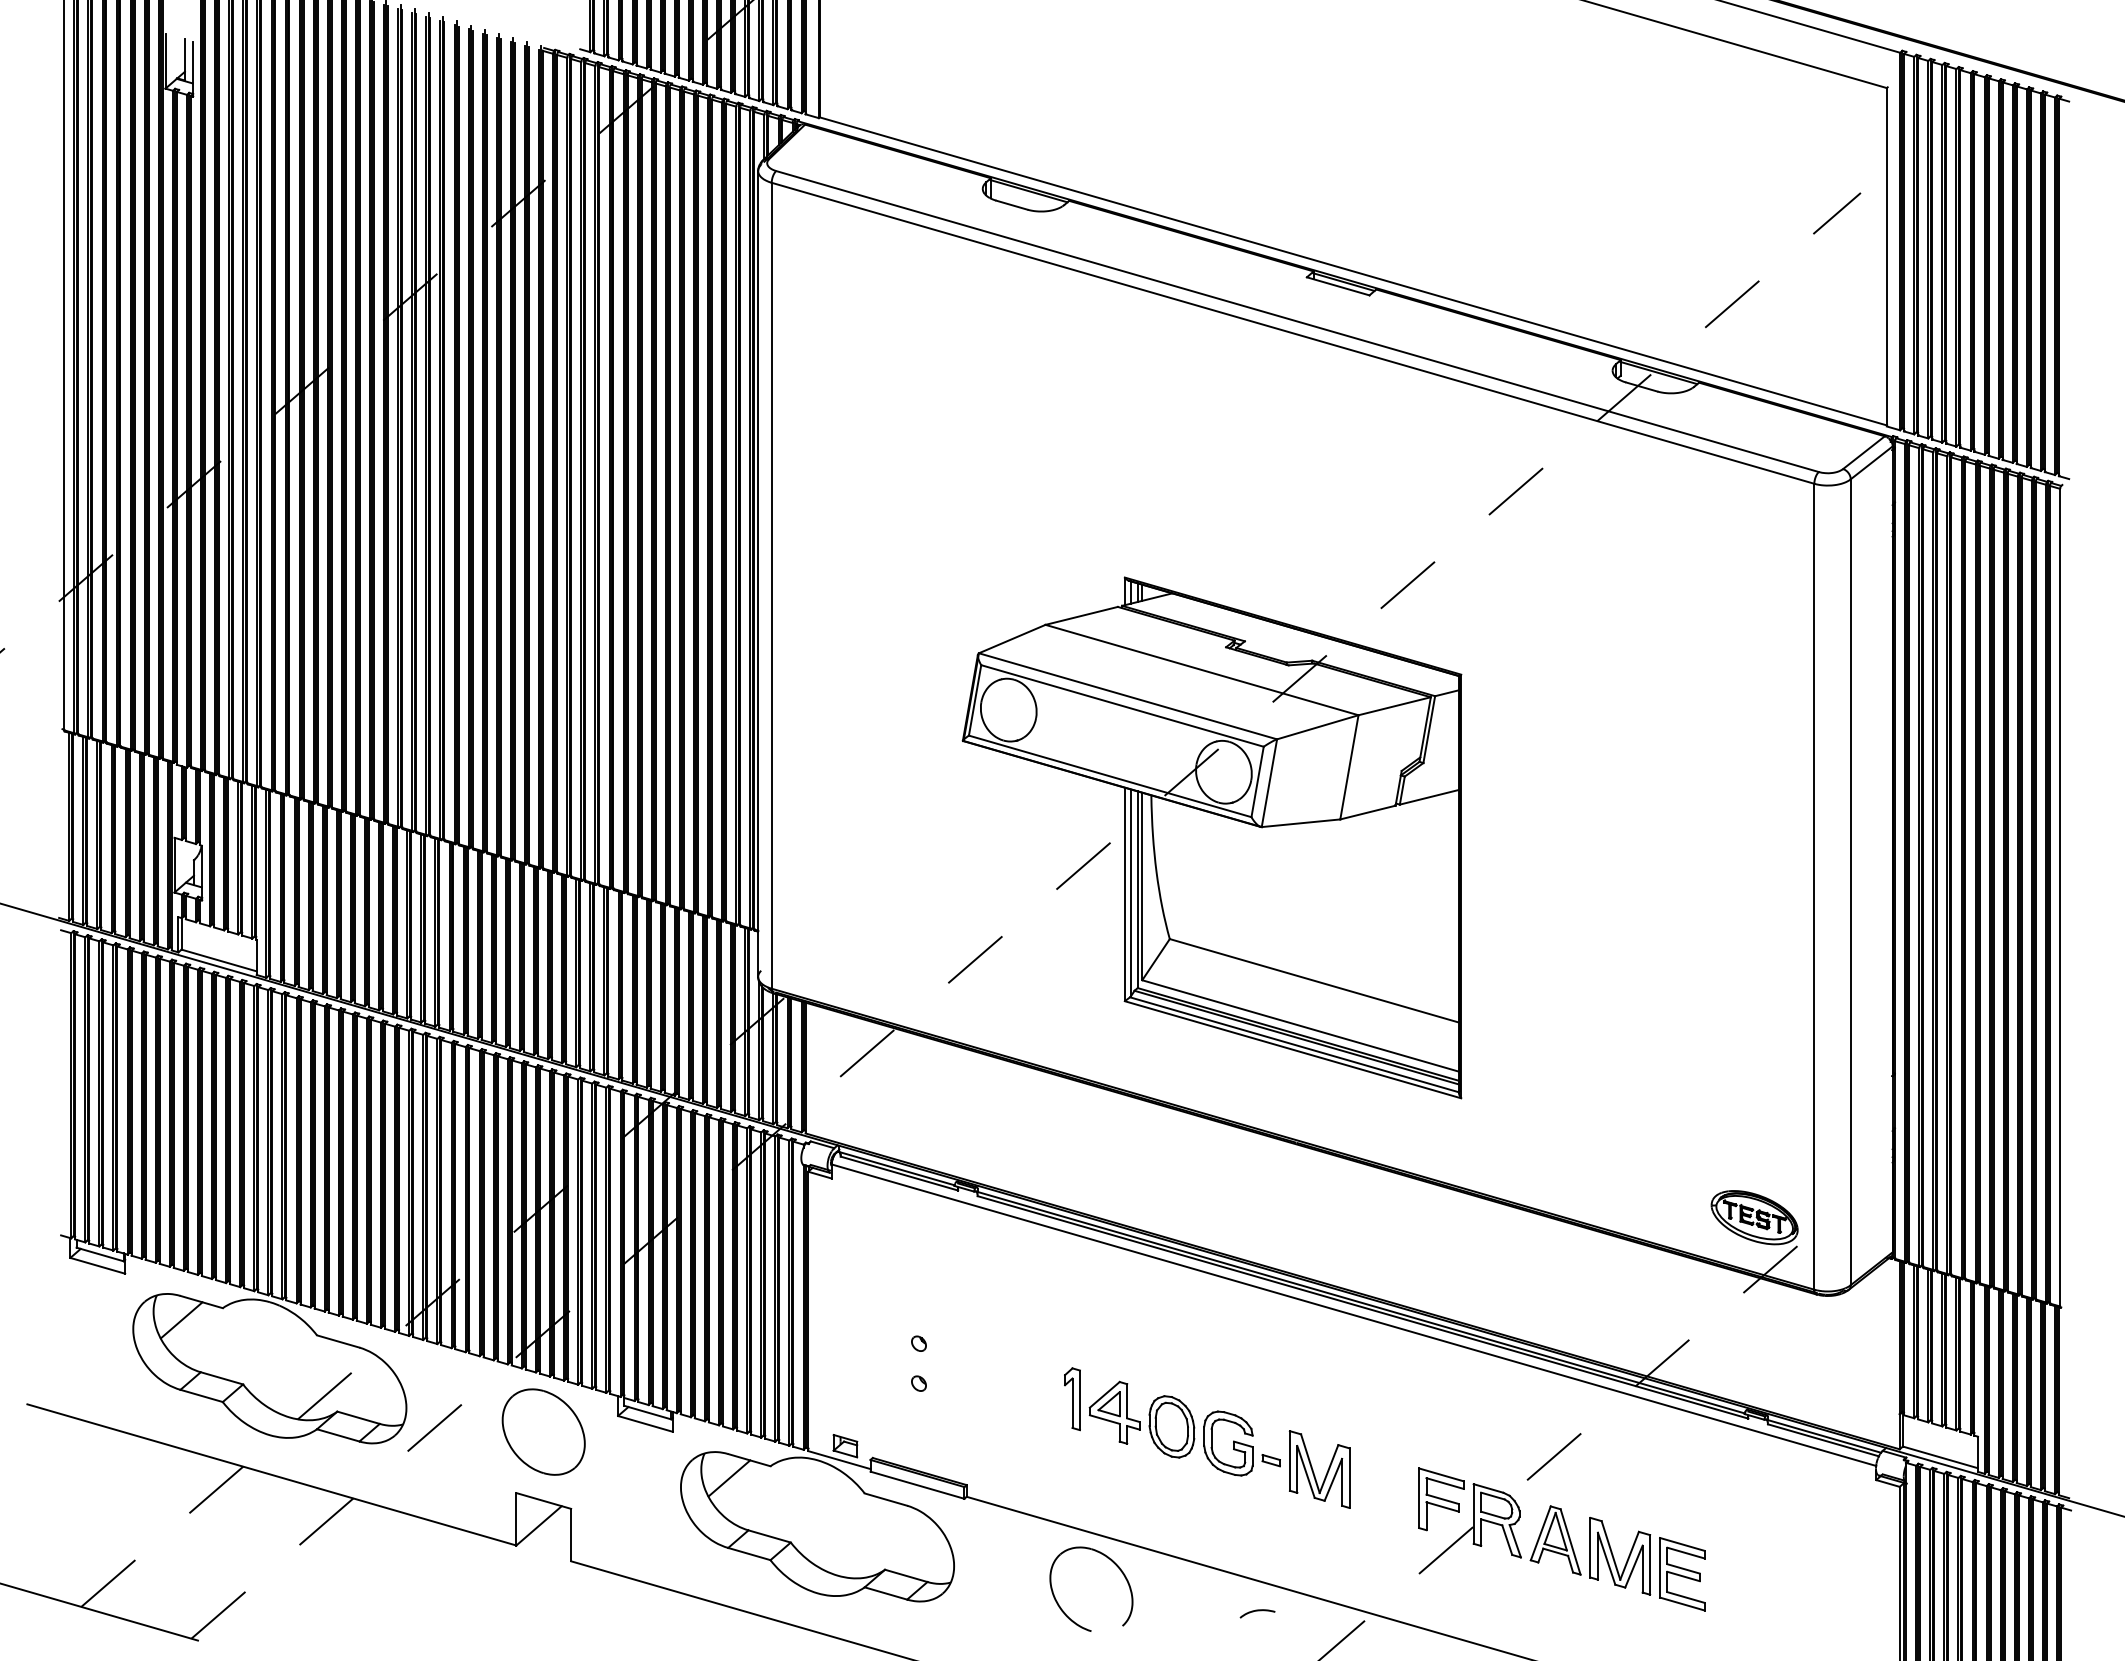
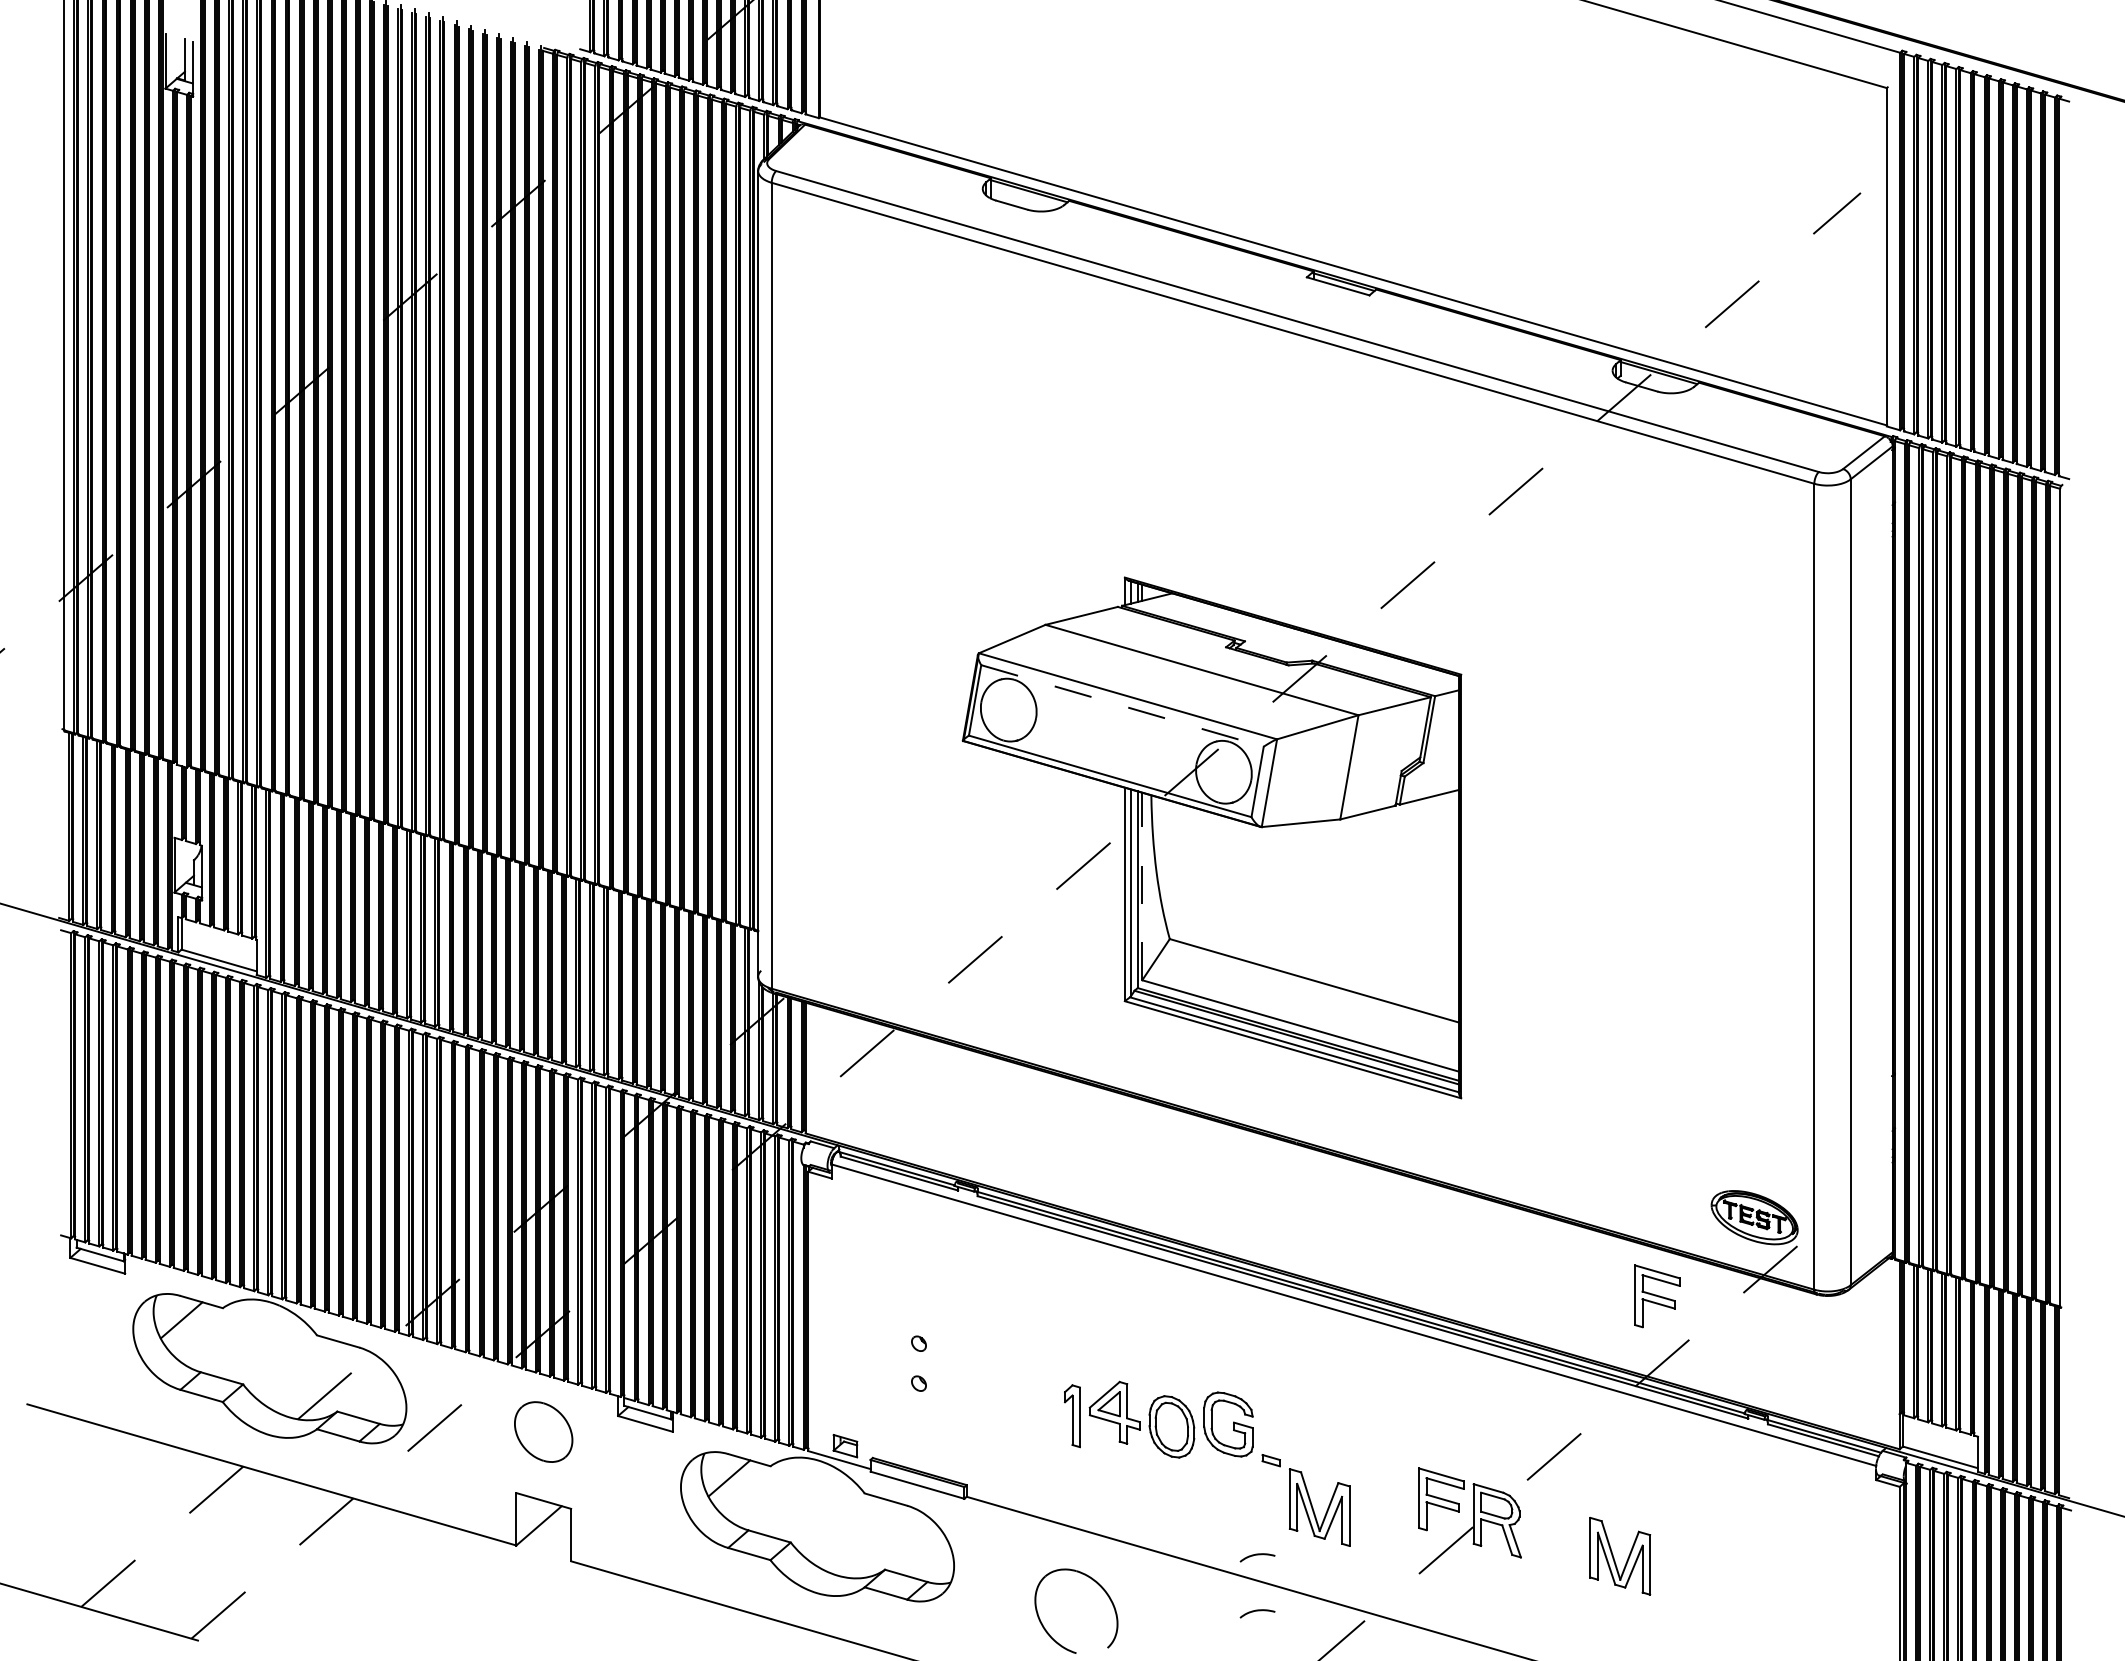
line: solid -> dashed (1122, 706)
line: solid -> dashed (1142, 886)
part: none -> present (1657, 1296)
part position: (1072, 1399) -> (1072, 1416) (1072, 1416)
part size: 85x88 px -> 60x62 px (543, 1431)
part position: (1228, 1443) -> (1228, 1424) (1228, 1424)
part position: (1319, 1469) -> (1319, 1507) (1319, 1507)
part: present -> none (1555, 1540)
curve: none -> present (1257, 1555)
part position: (1114, 1564) -> (1099, 1586) (1099, 1586)
part: present -> none (1682, 1574)
